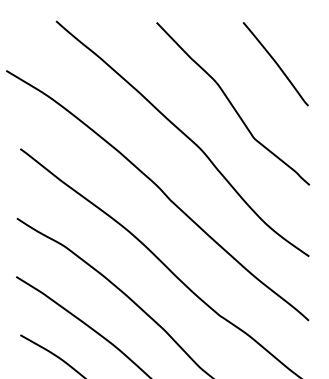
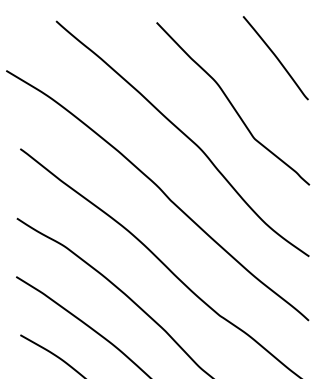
curve position: (275, 63) -> (275, 57) (275, 57)
